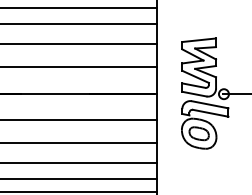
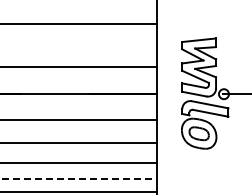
line: present -> none (79, 8)
line: present -> none (79, 44)
line: solid -> dashed (79, 179)
